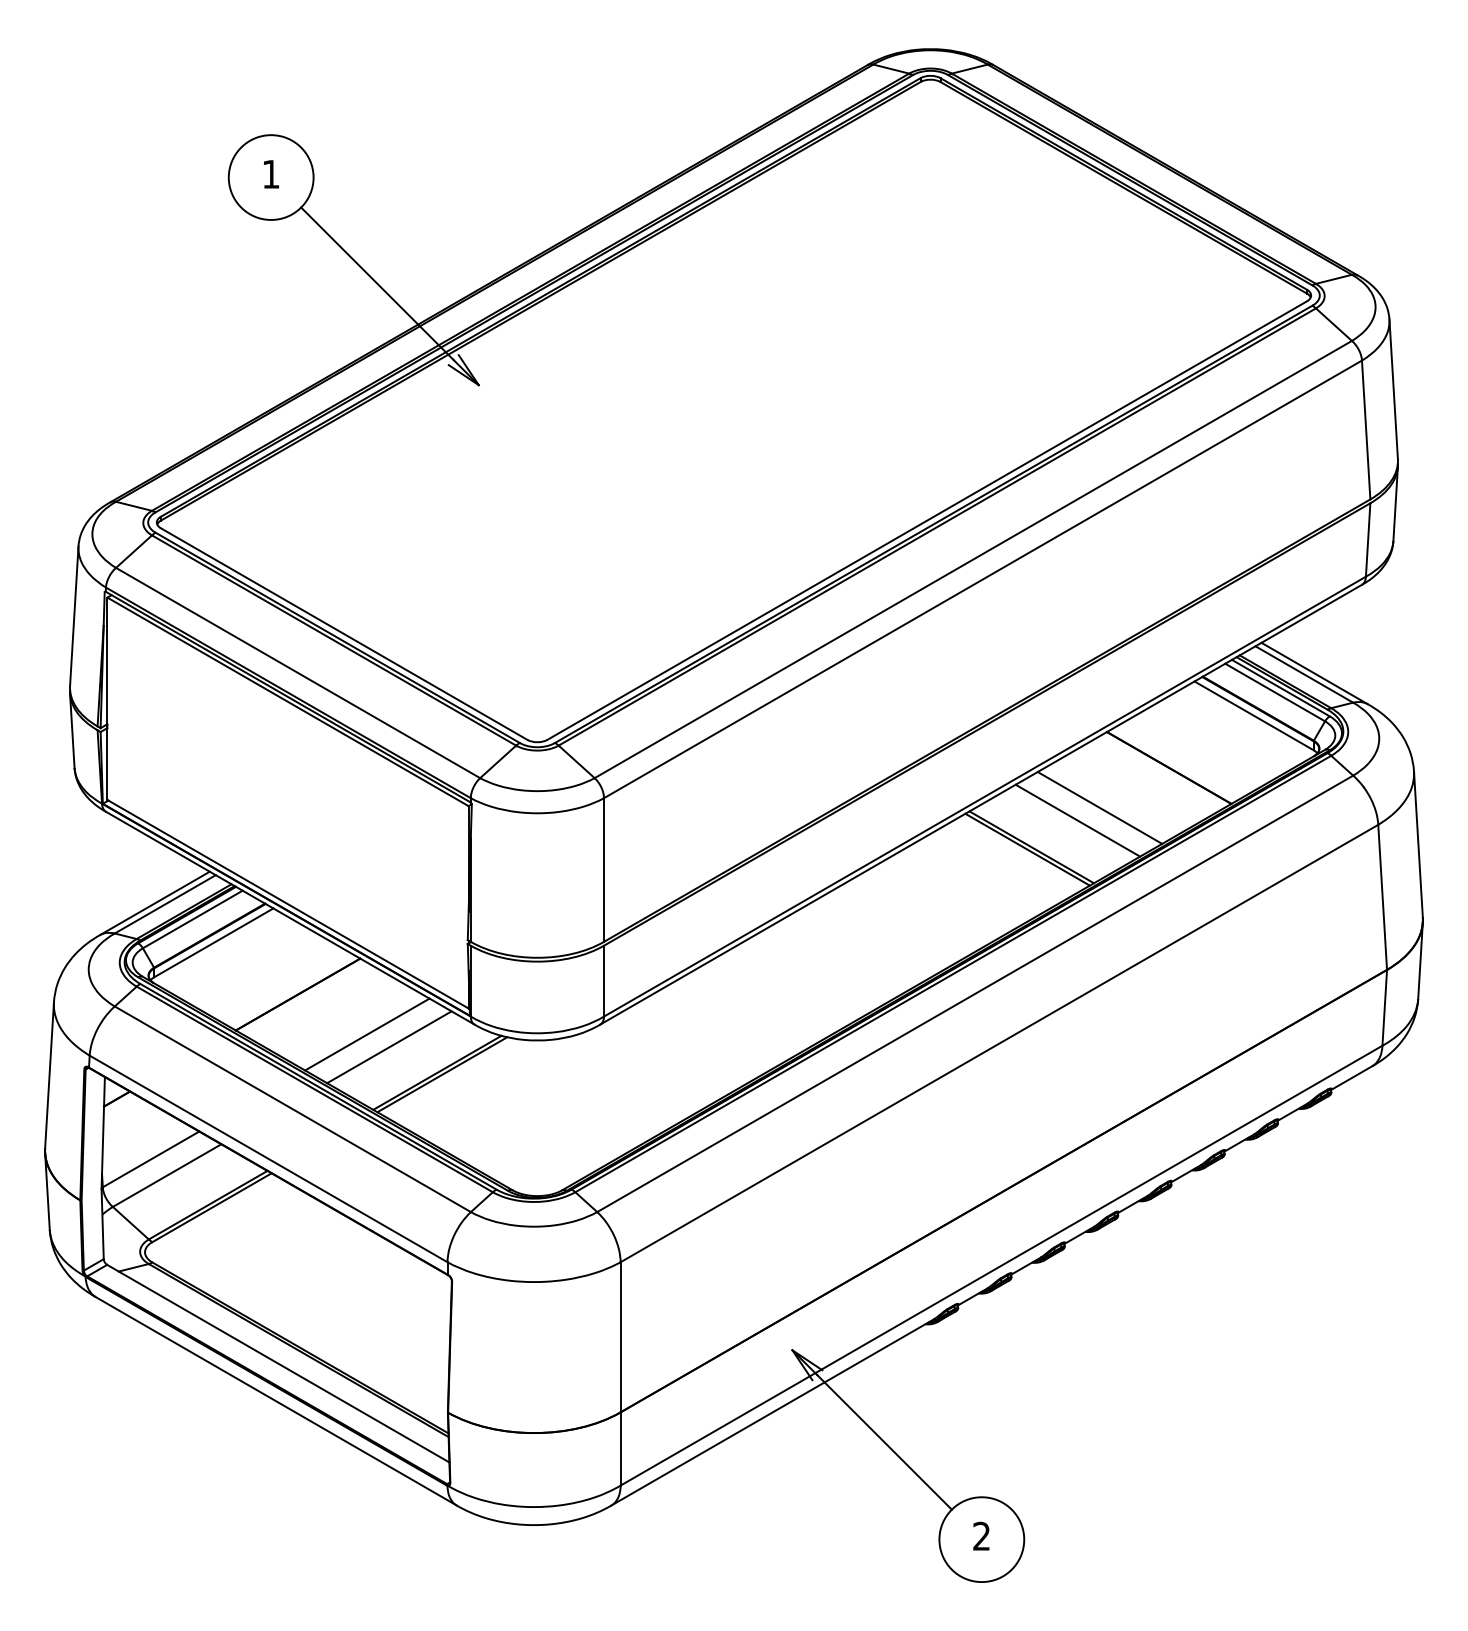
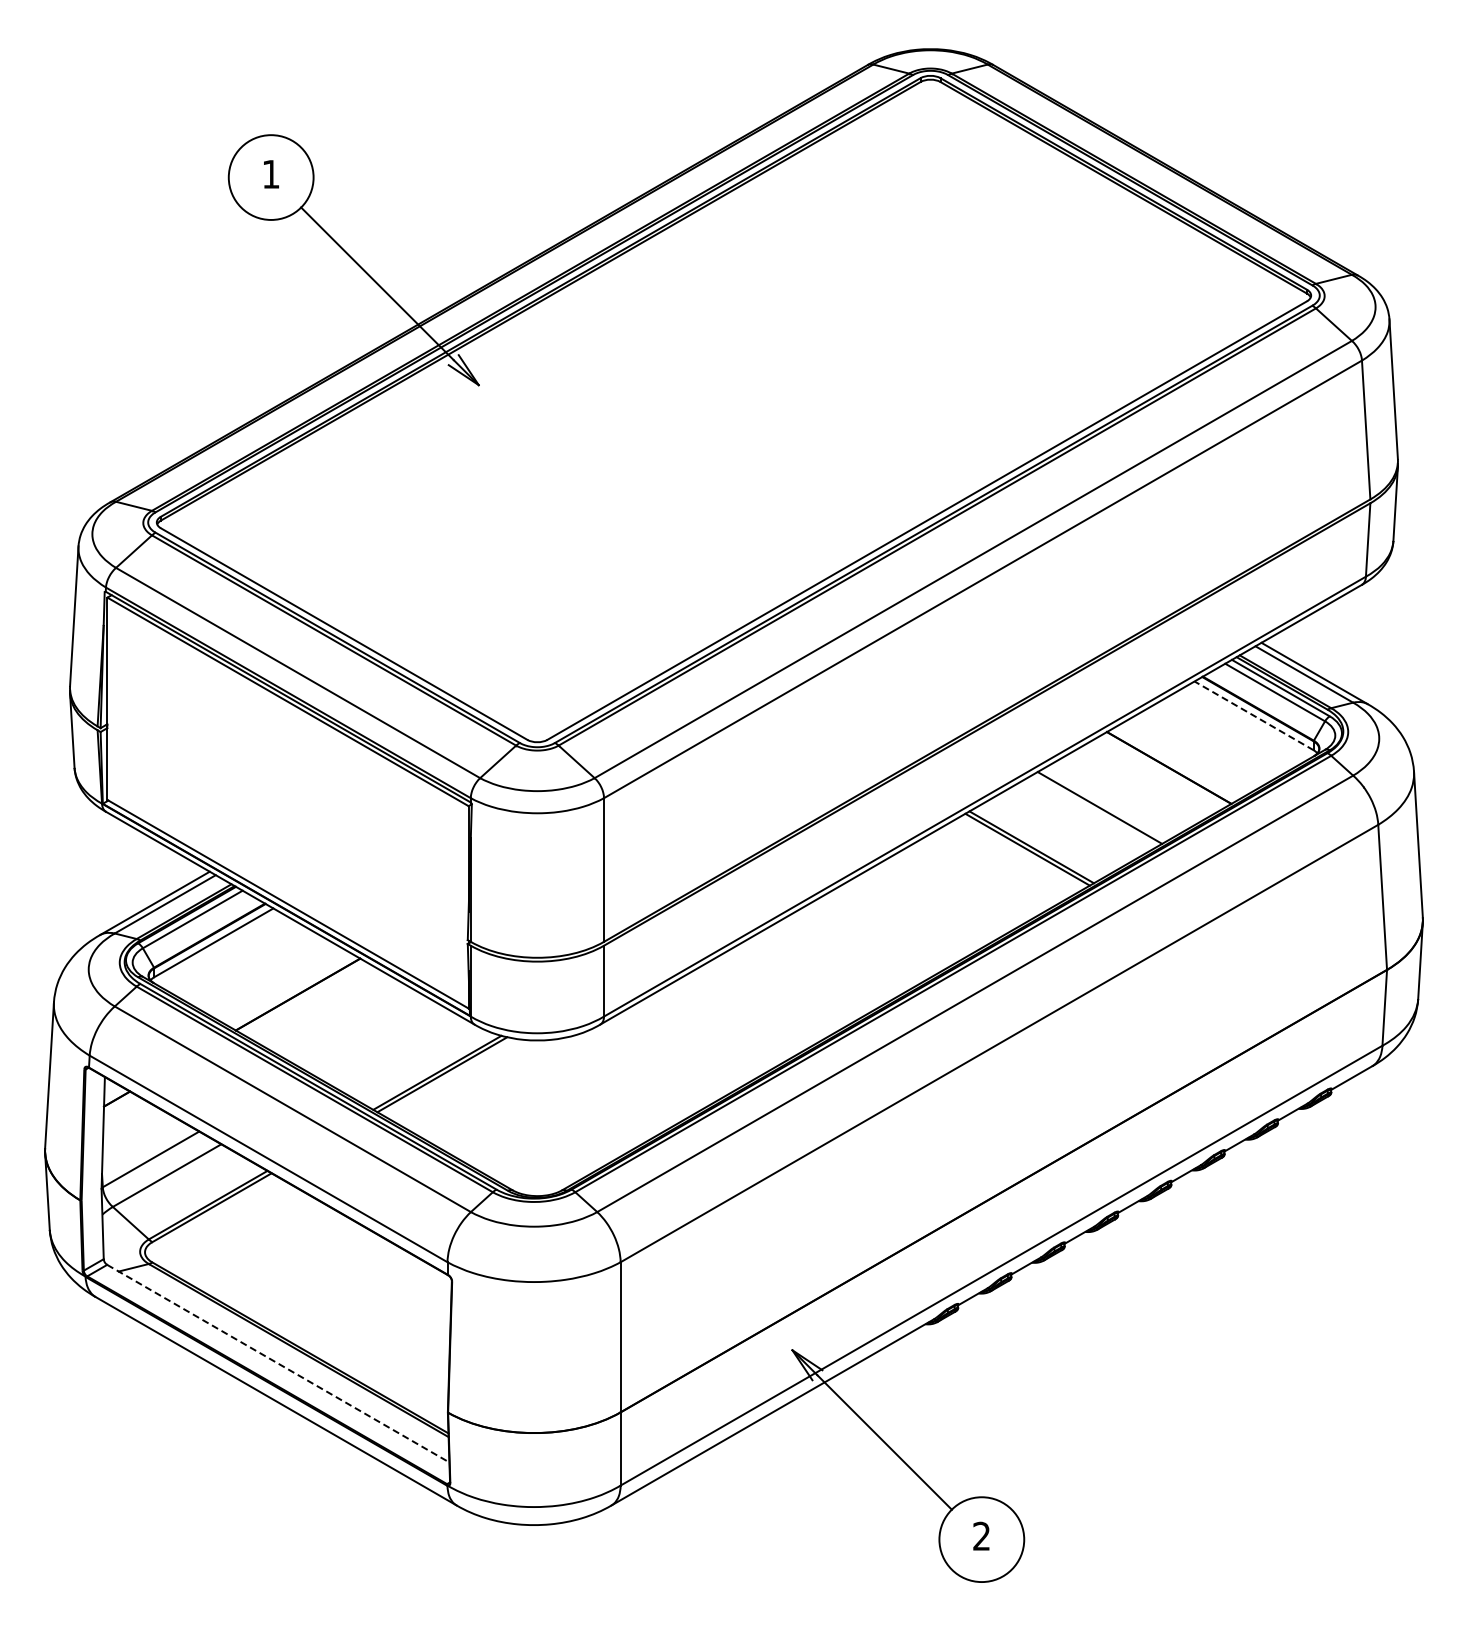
line: solid -> dashed (1254, 715)
line: present -> none (1077, 820)
line: present -> none (367, 1034)
line: present -> none (389, 1047)
line: solid -> dashed (278, 1363)
